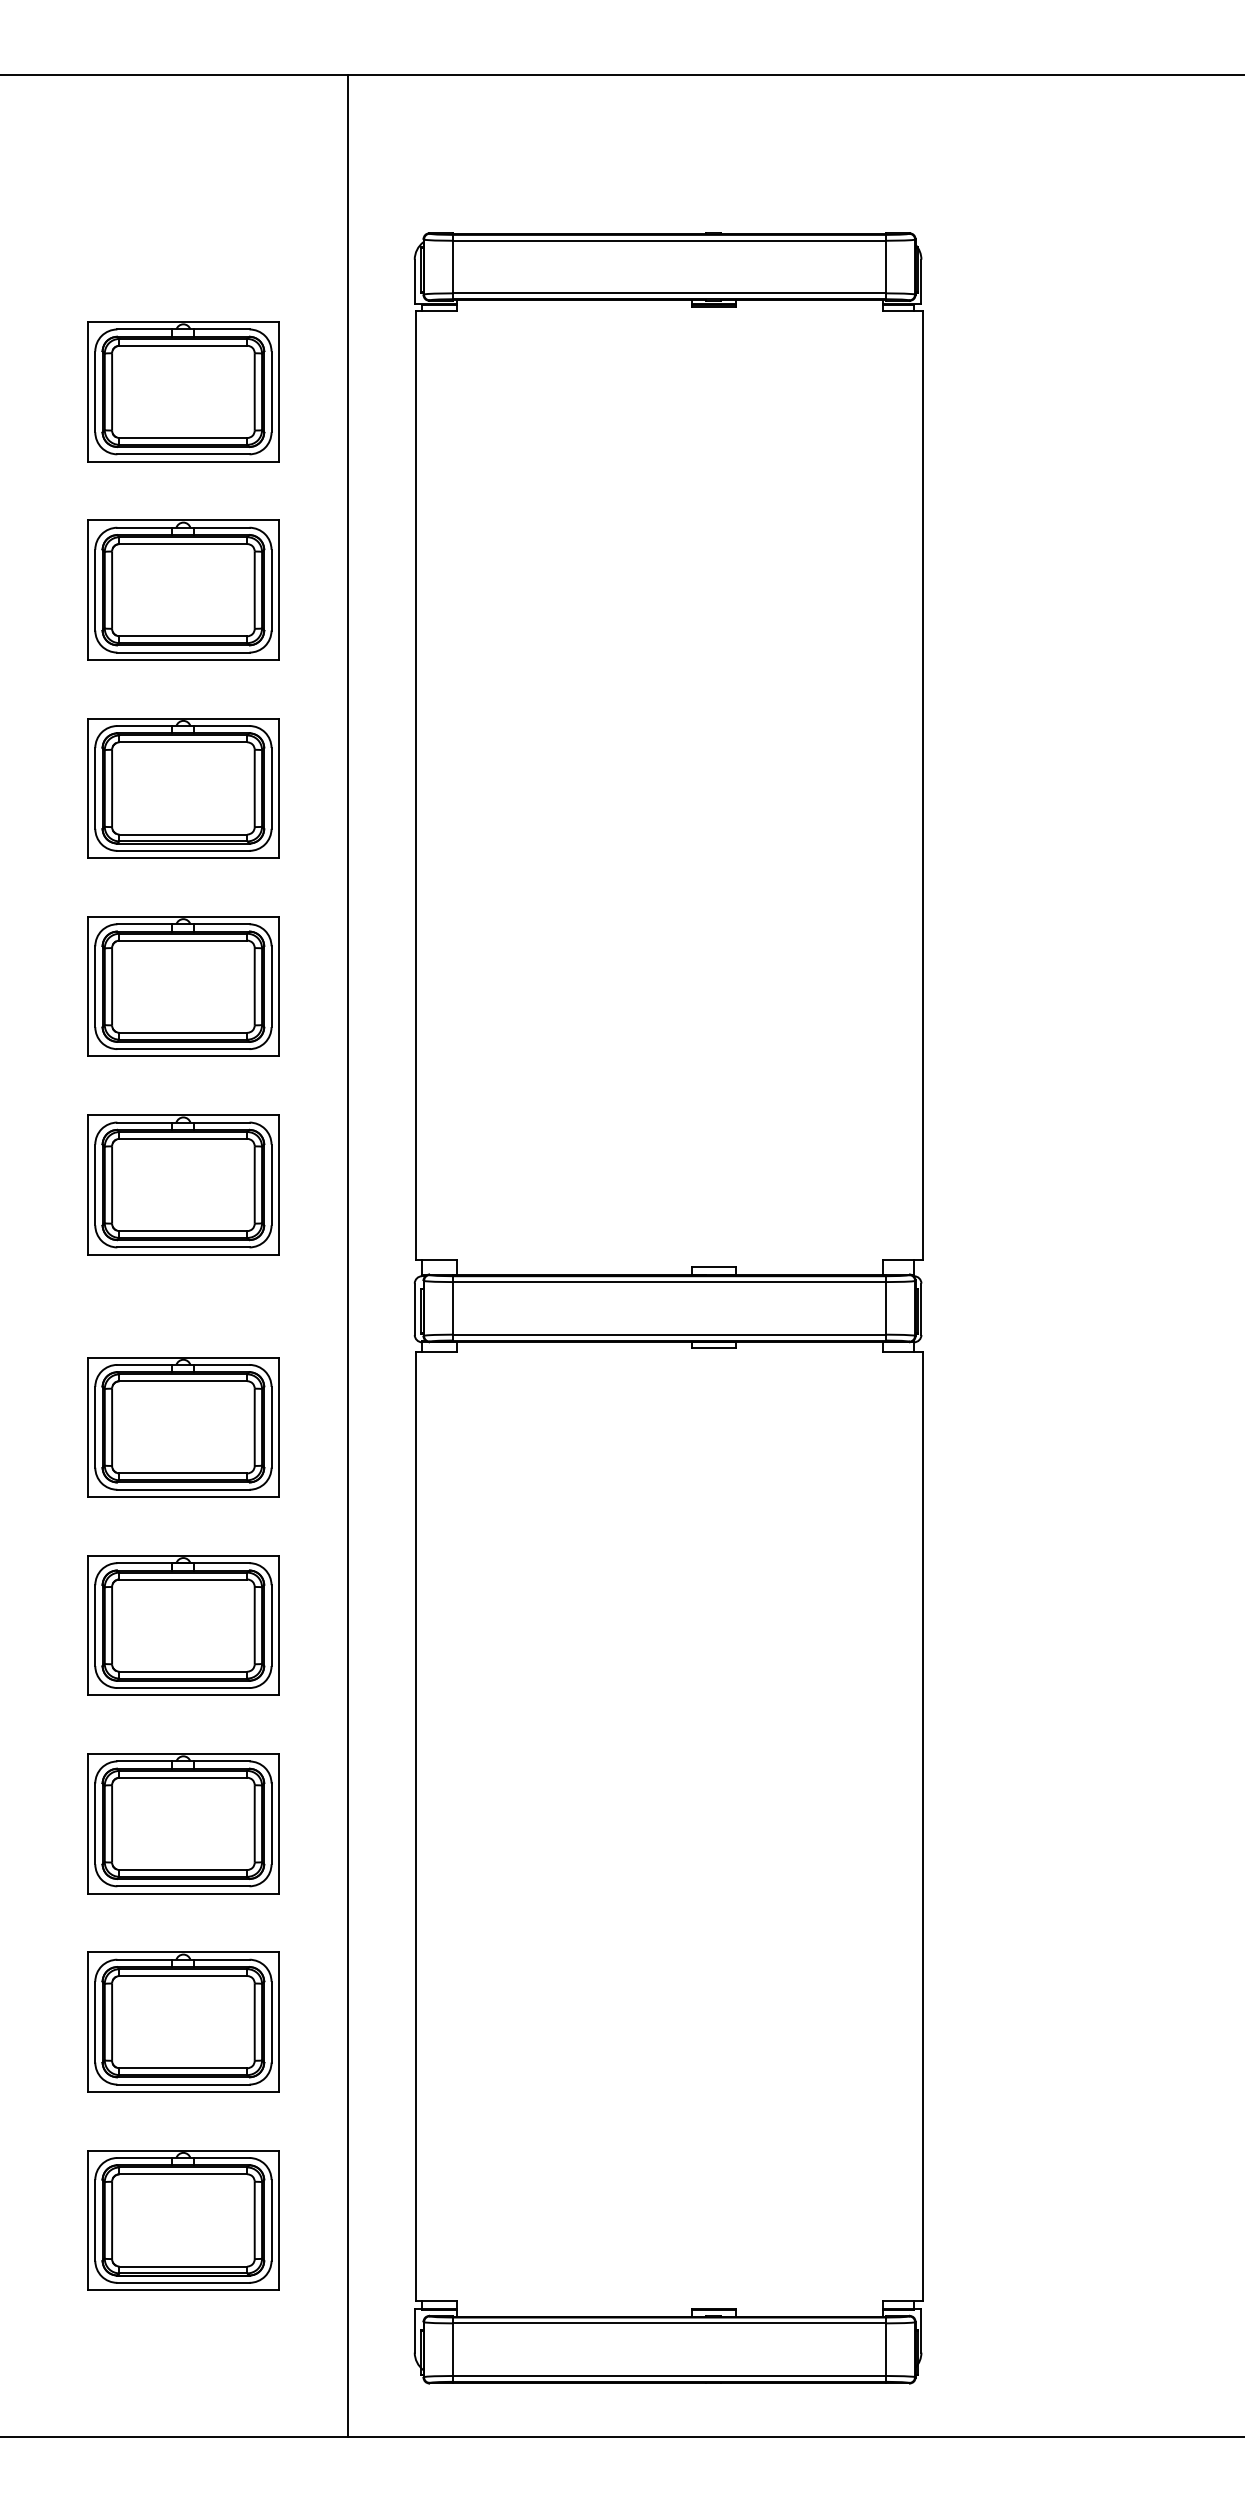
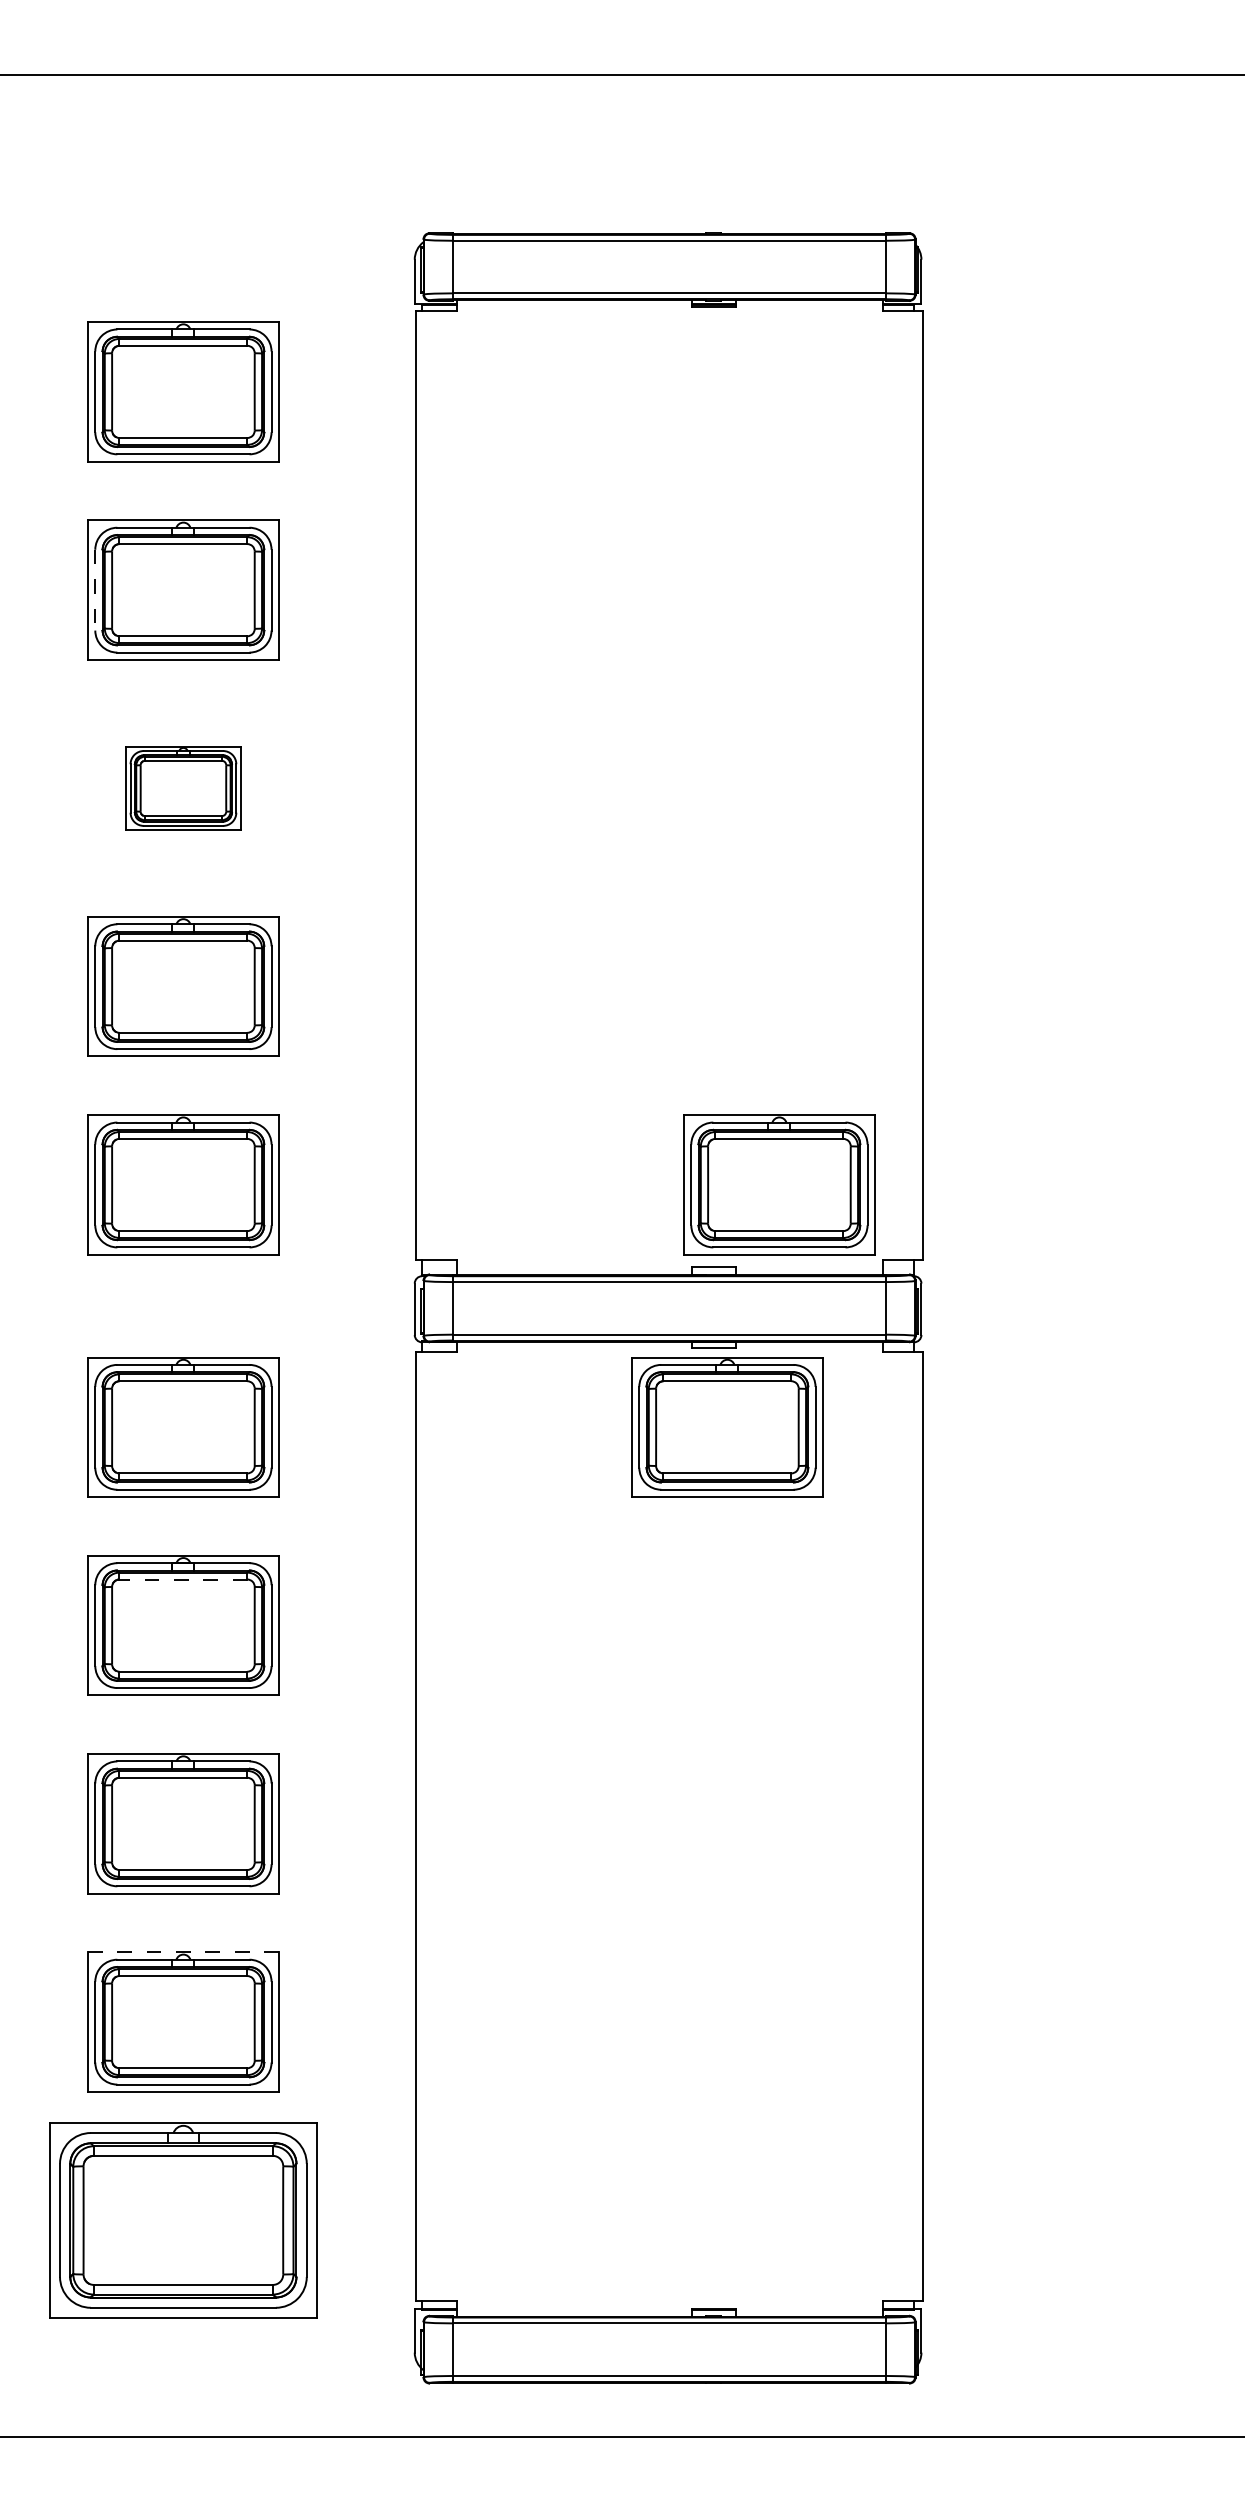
line: solid -> dashed (95, 590)
part size: 193x141 px -> 117x85 px (183, 788)
part: none -> present (779, 1184)
line: present -> none (348, 1255)
part: none -> present (727, 1427)
line: solid -> dashed (183, 1579)
line: solid -> dashed (183, 1952)
part size: 193x141 px -> 269x197 px (183, 2220)
